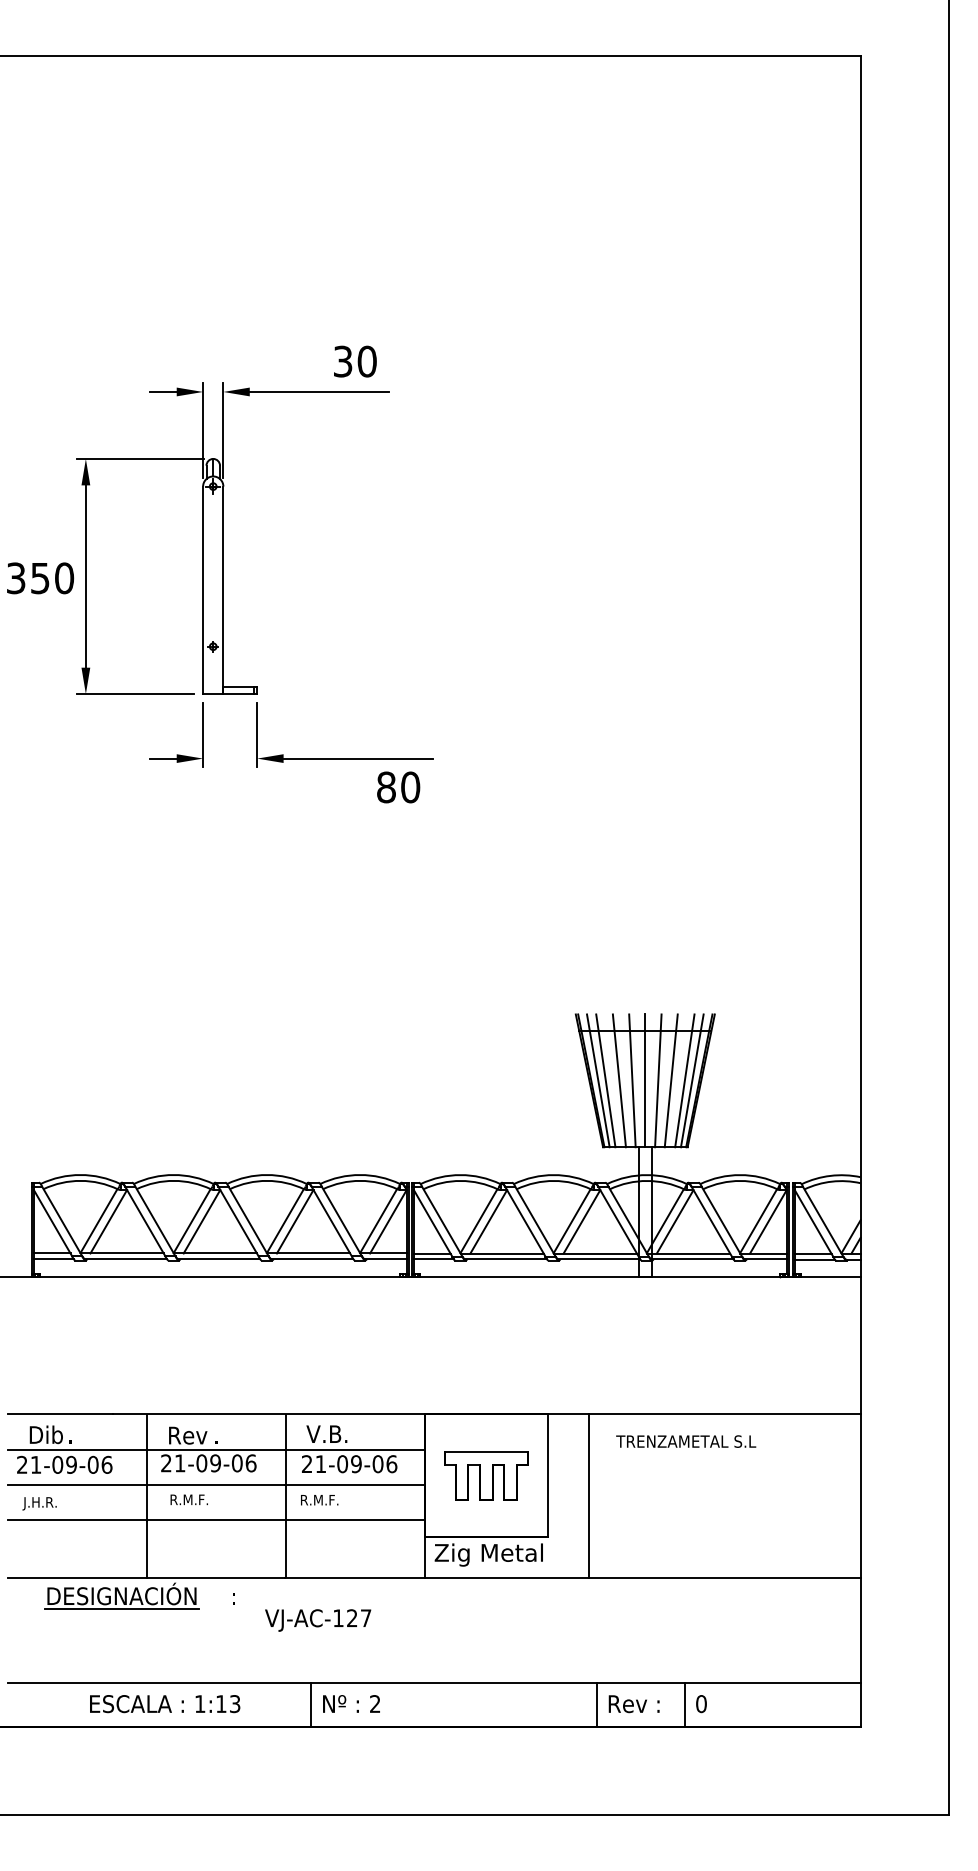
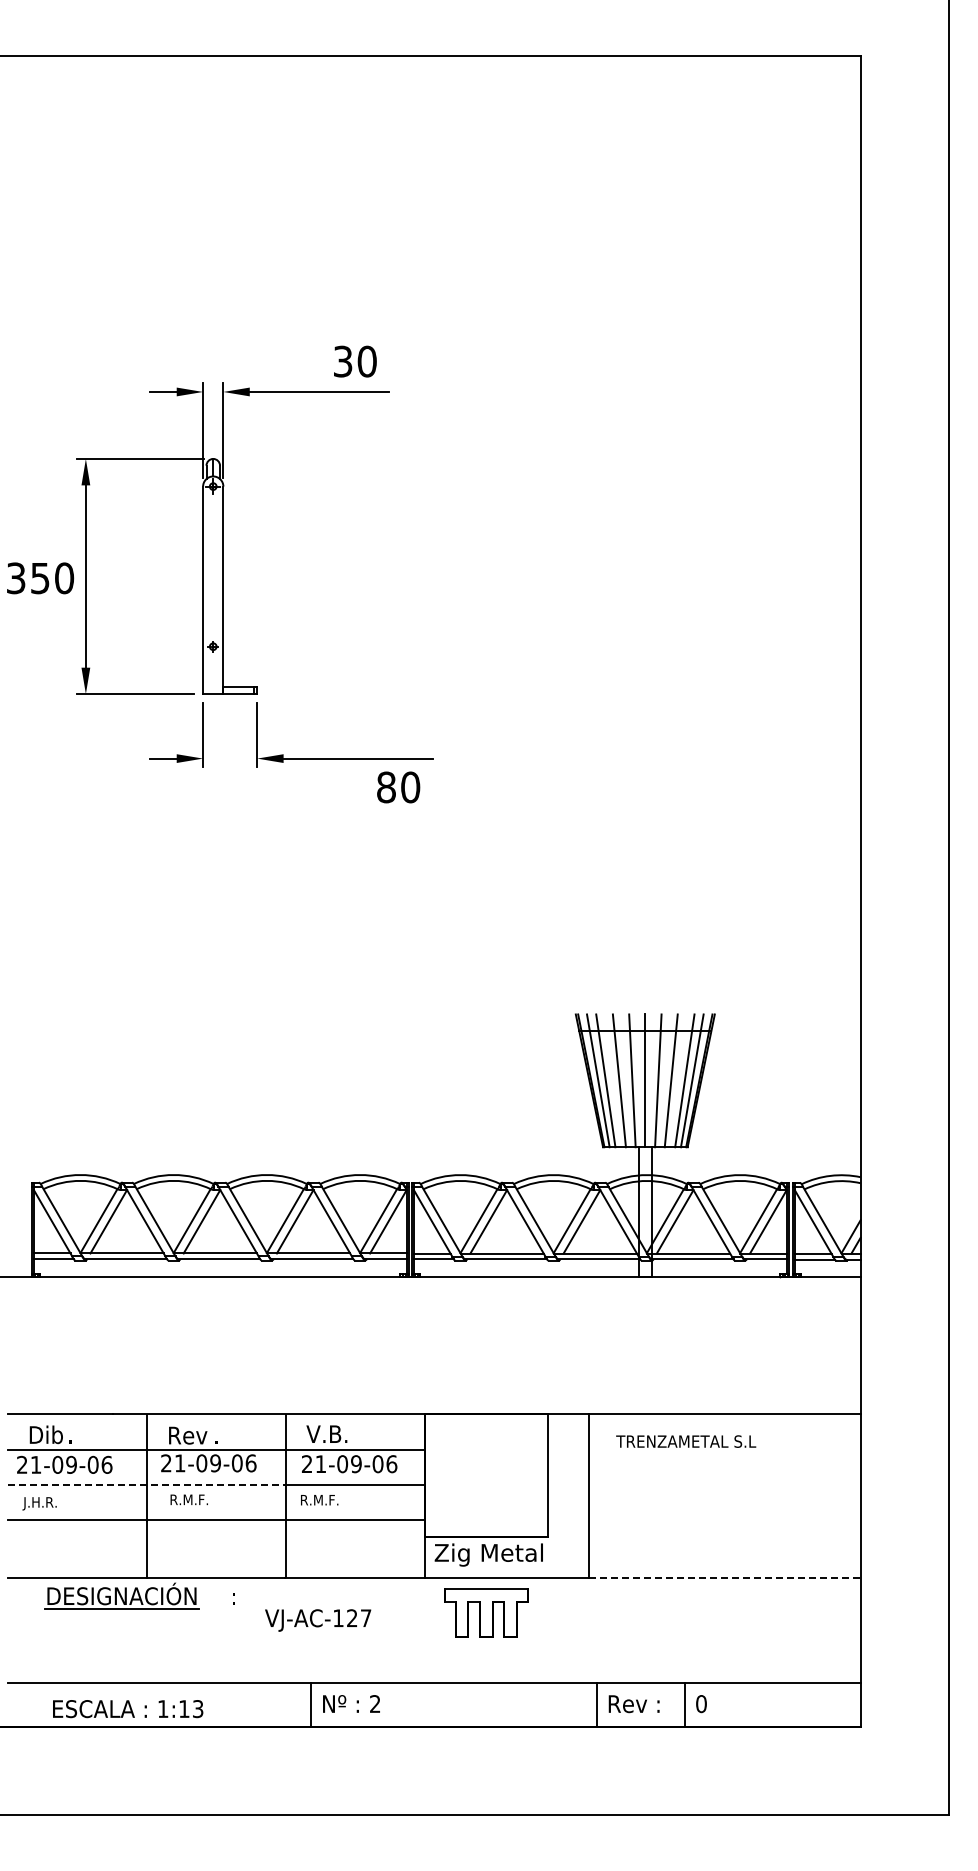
part position: (486, 1475) -> (486, 1612) (486, 1612)
line: solid -> dashed (146, 1485)
line: solid -> dashed (724, 1577)
text position: (165, 1704) -> (128, 1709) (128, 1709)
